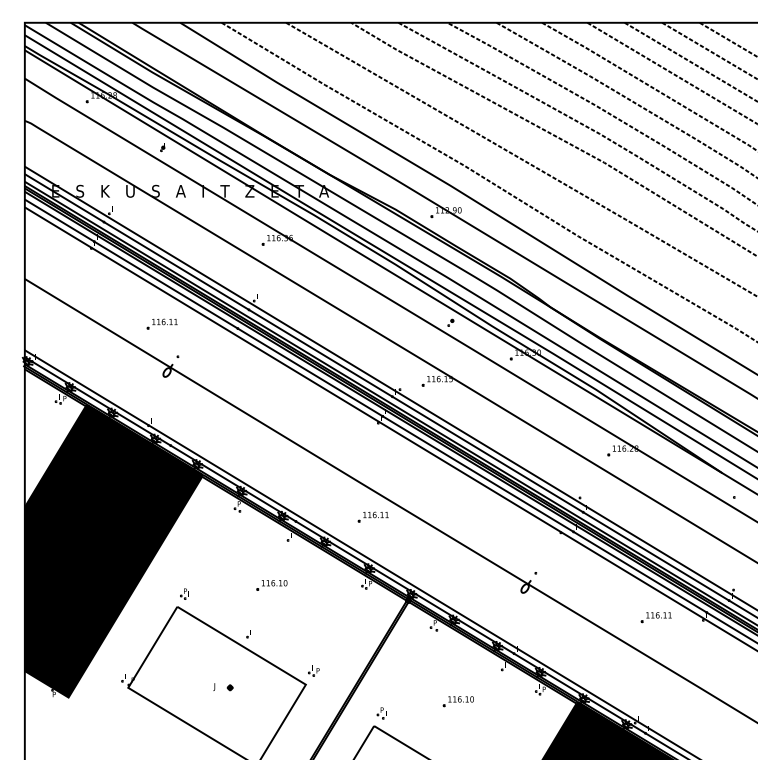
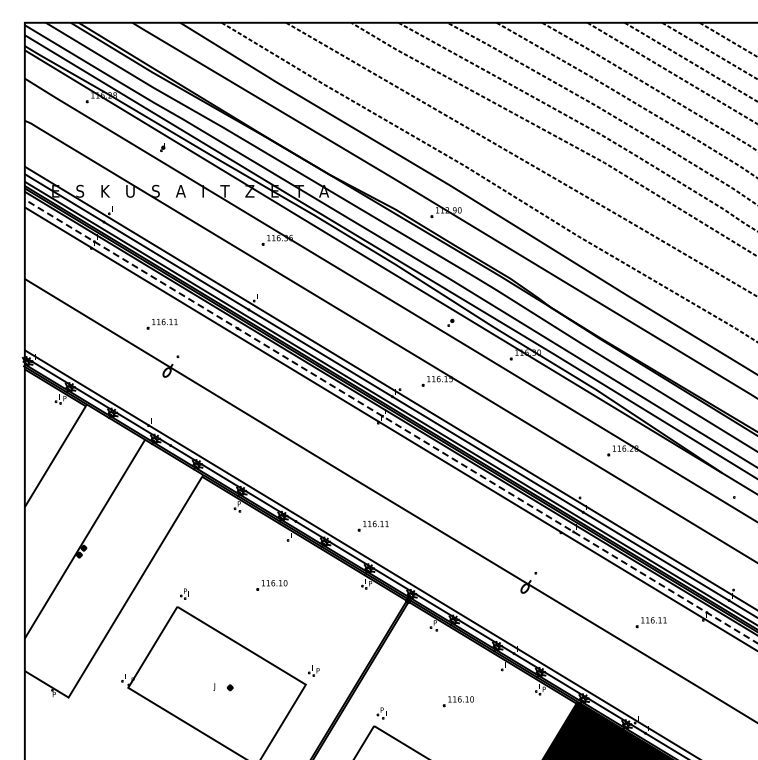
line: solid -> dashed (390, 421)
part position: (372, 516) -> (372, 525) (372, 525)
fill: present -> none (113, 550)
part position: (655, 617) -> (650, 622) (650, 622)
part: present -> none (248, 634)
